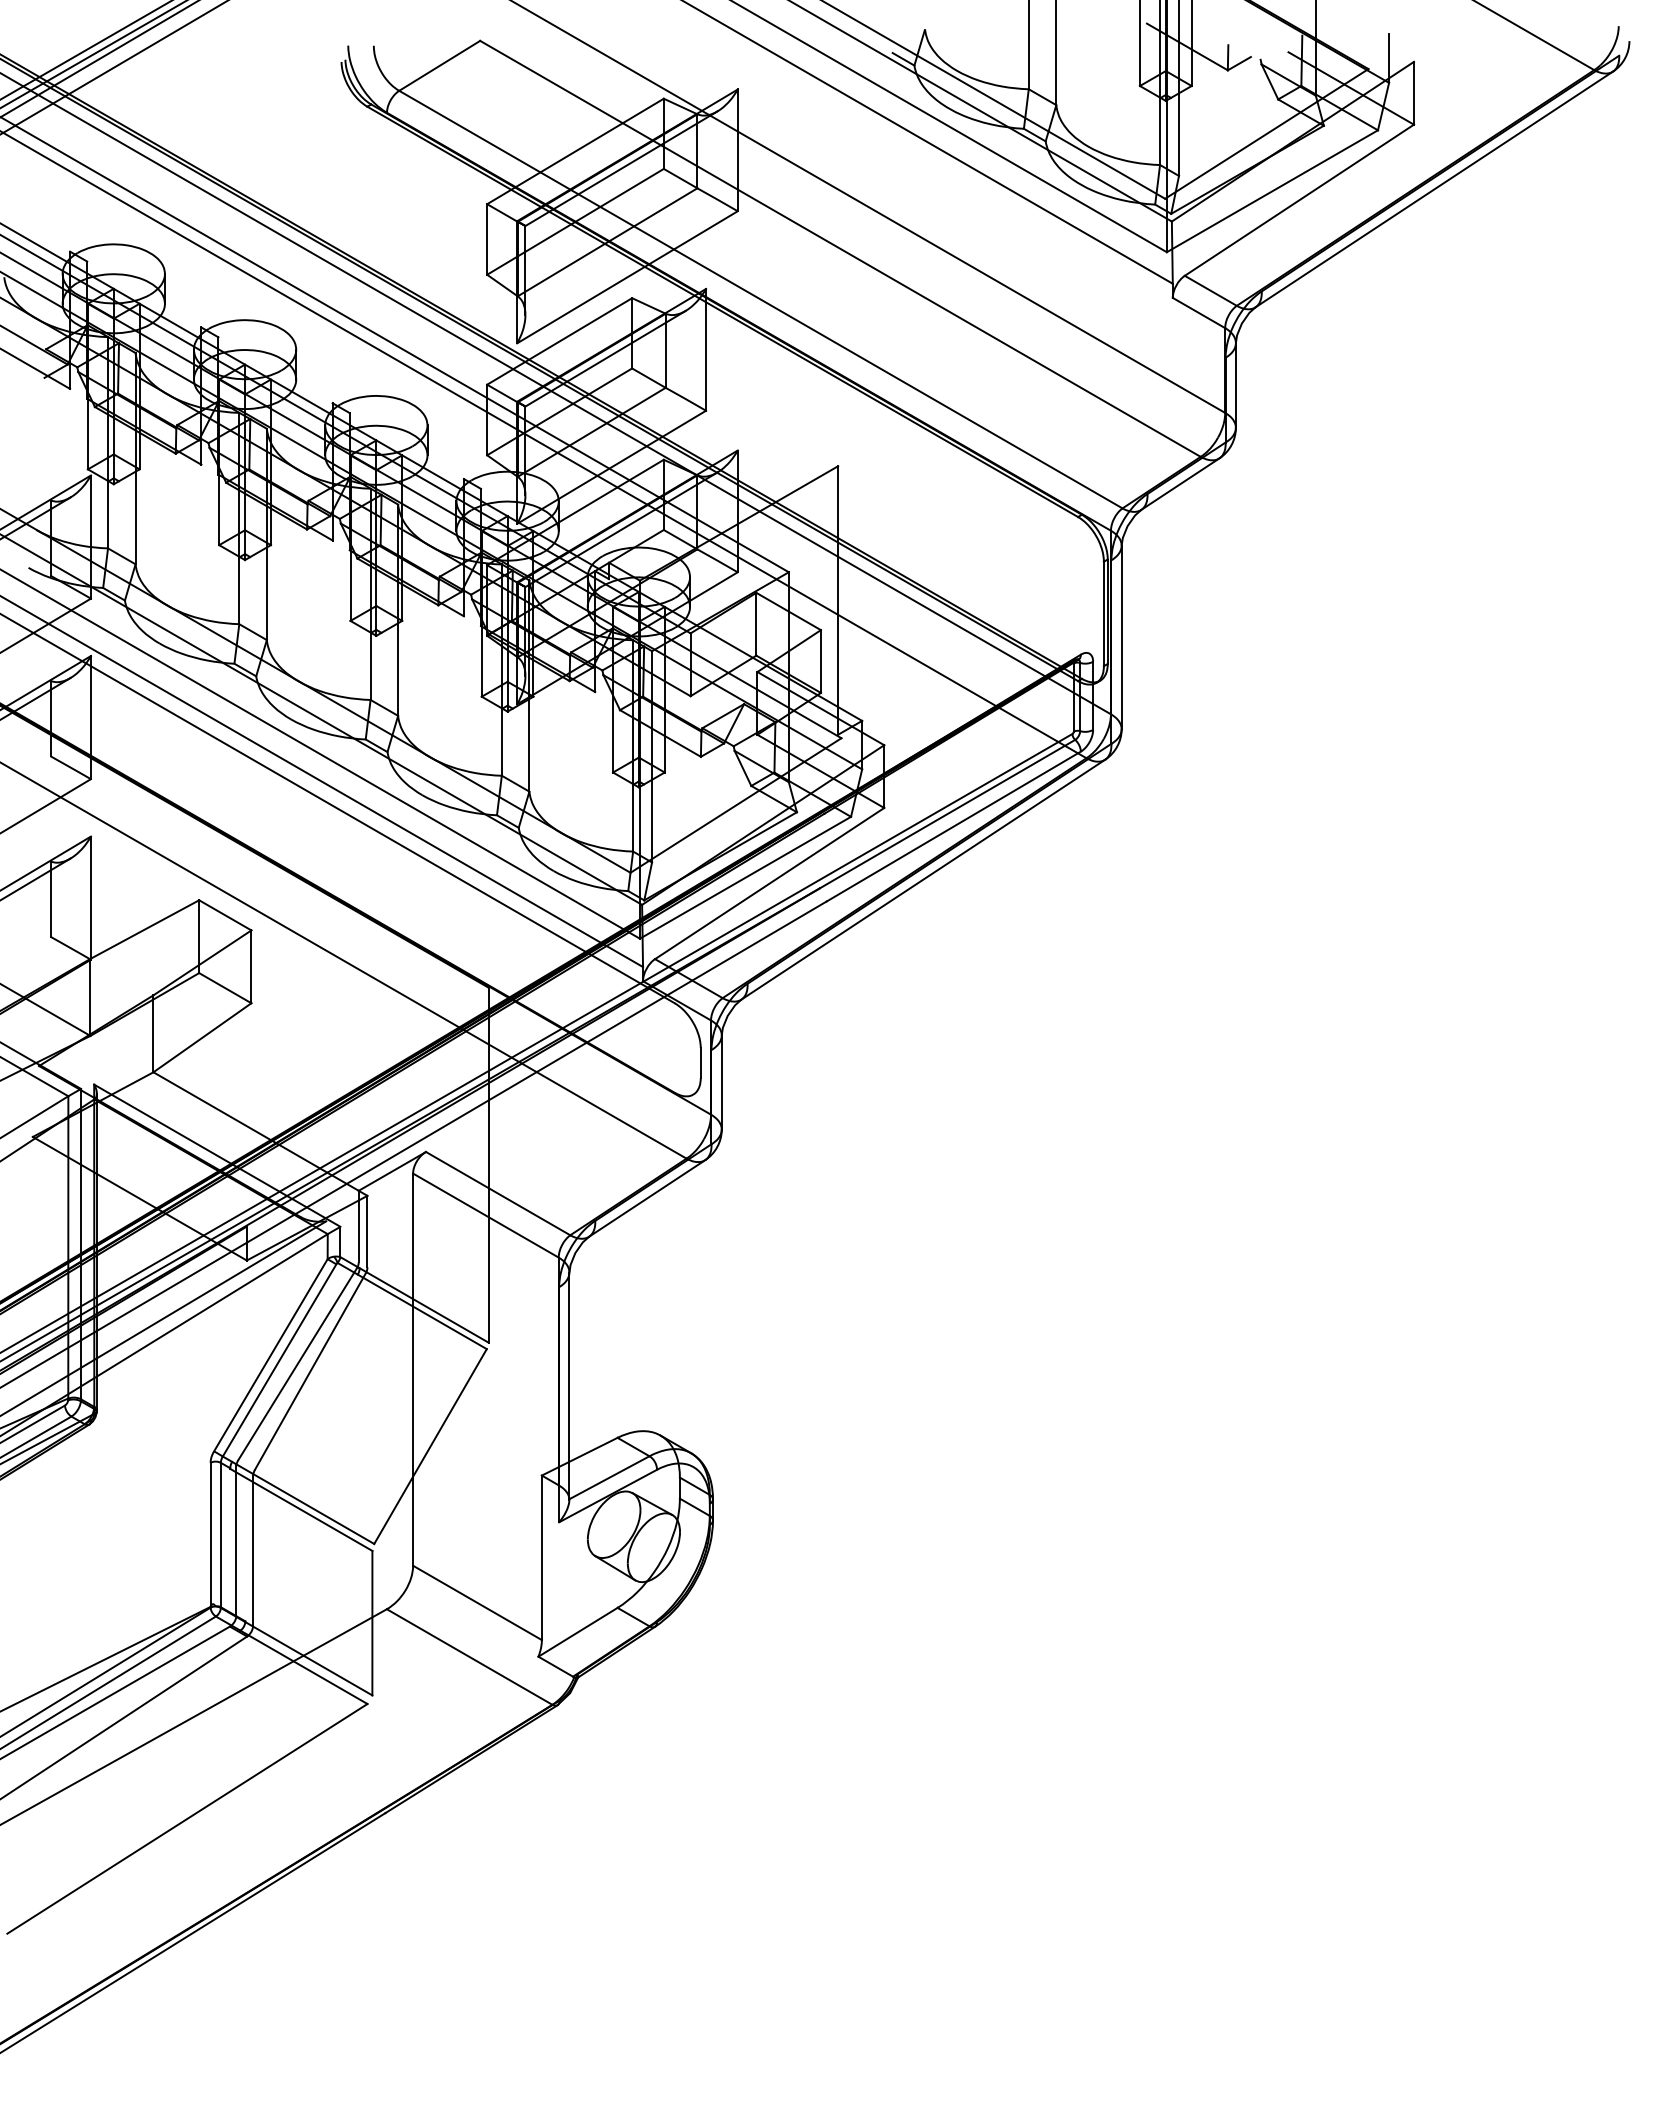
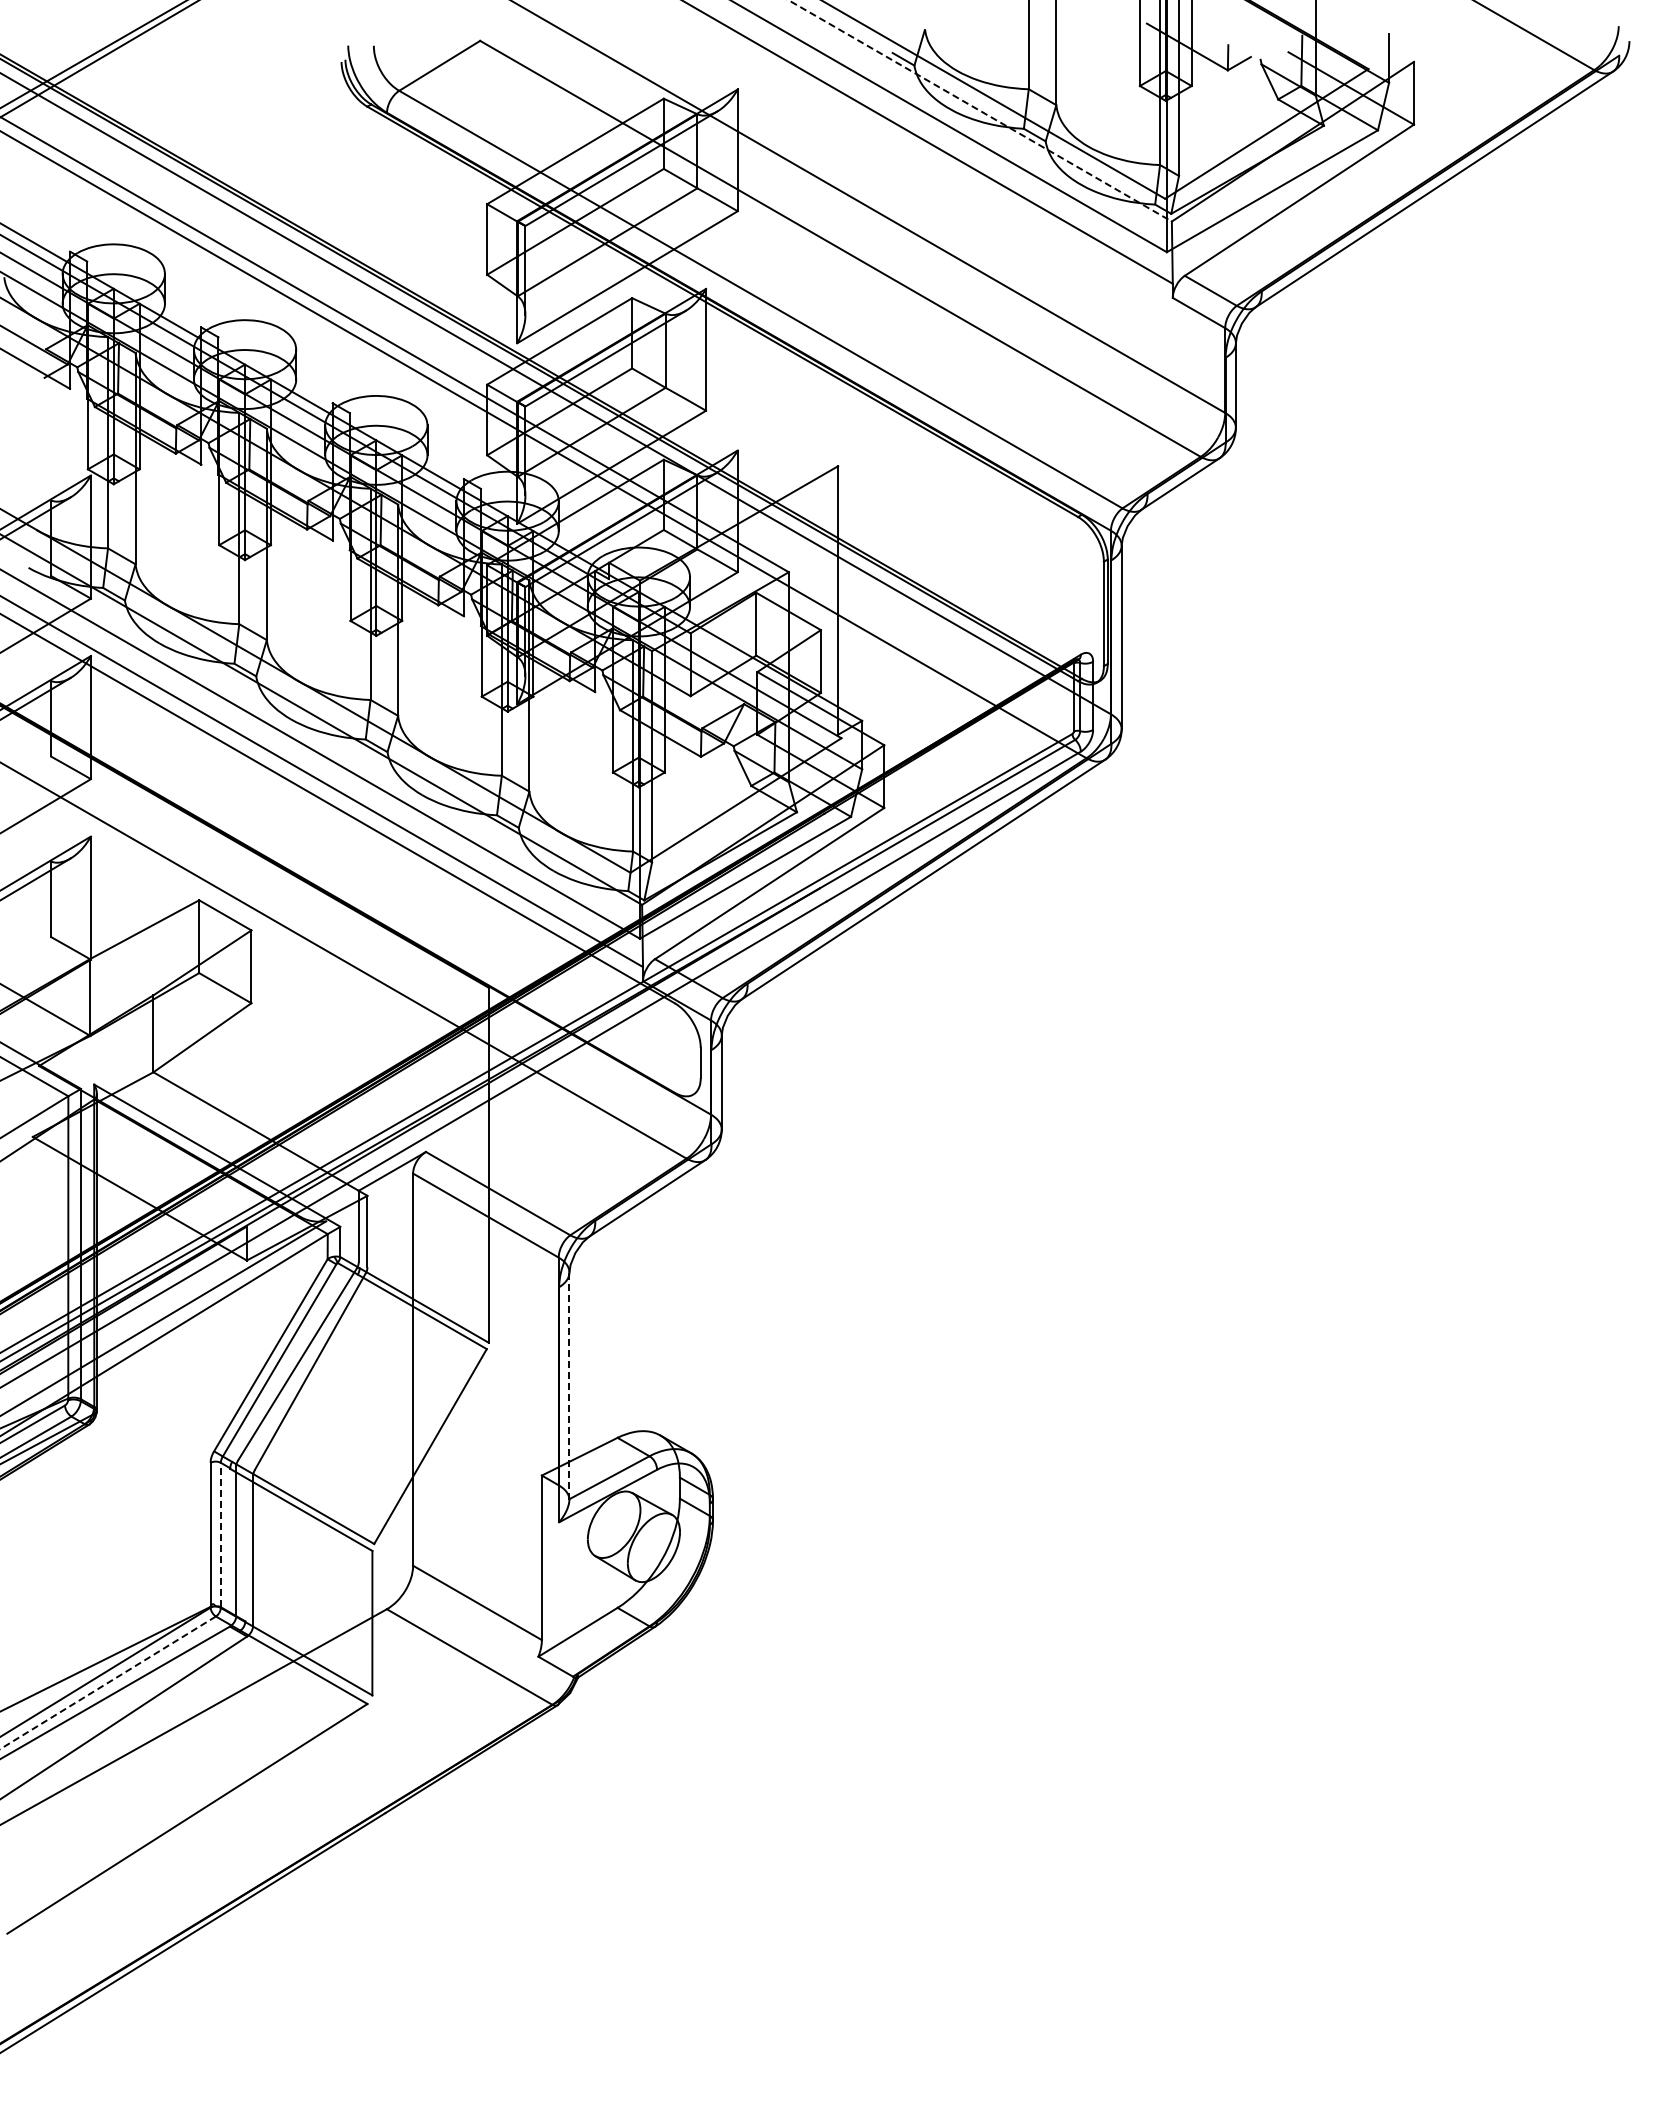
line: present -> none (85, 50)
line: present -> none (113, 67)
line: solid -> dashed (980, 111)
line: solid -> dashed (569, 1386)
line: solid -> dashed (220, 1534)
line: solid -> dashed (107, 1683)
